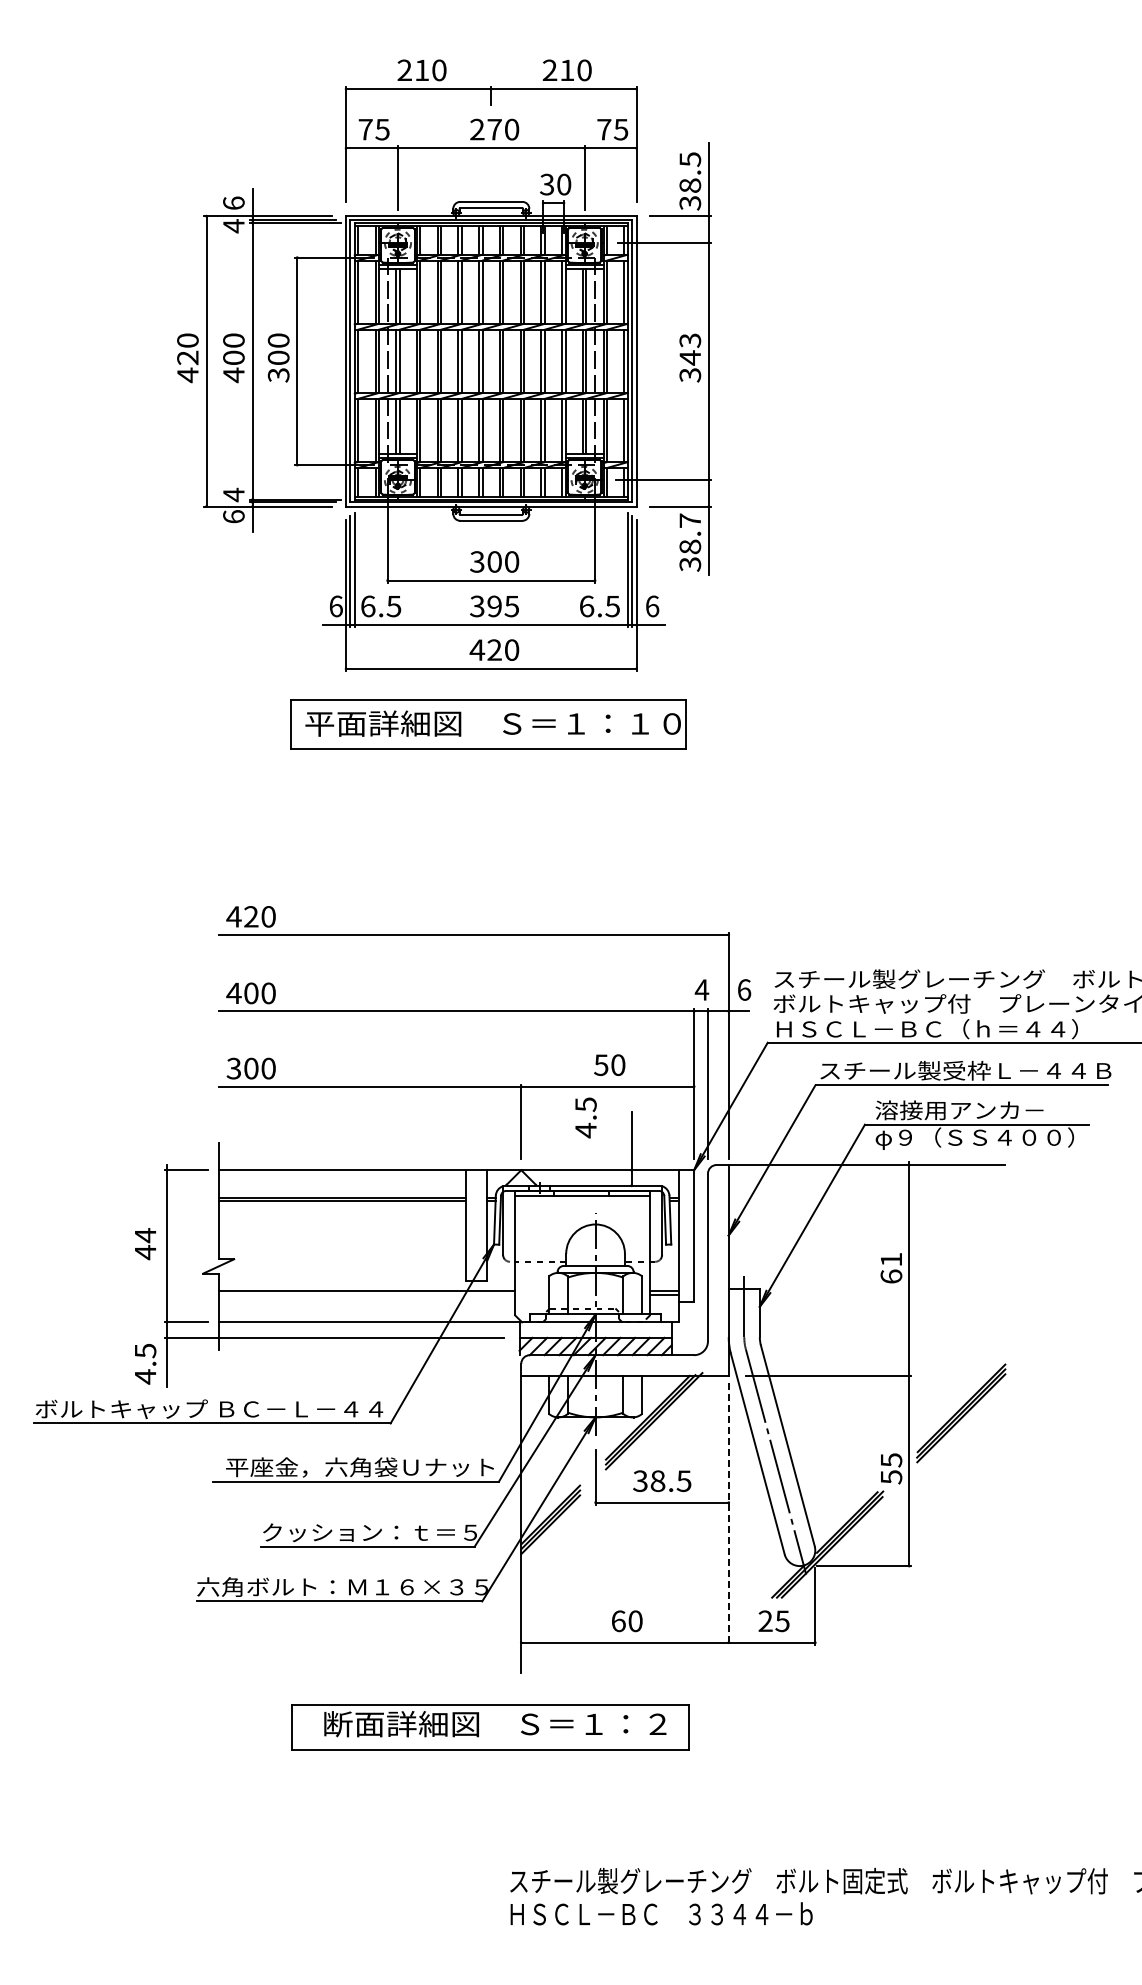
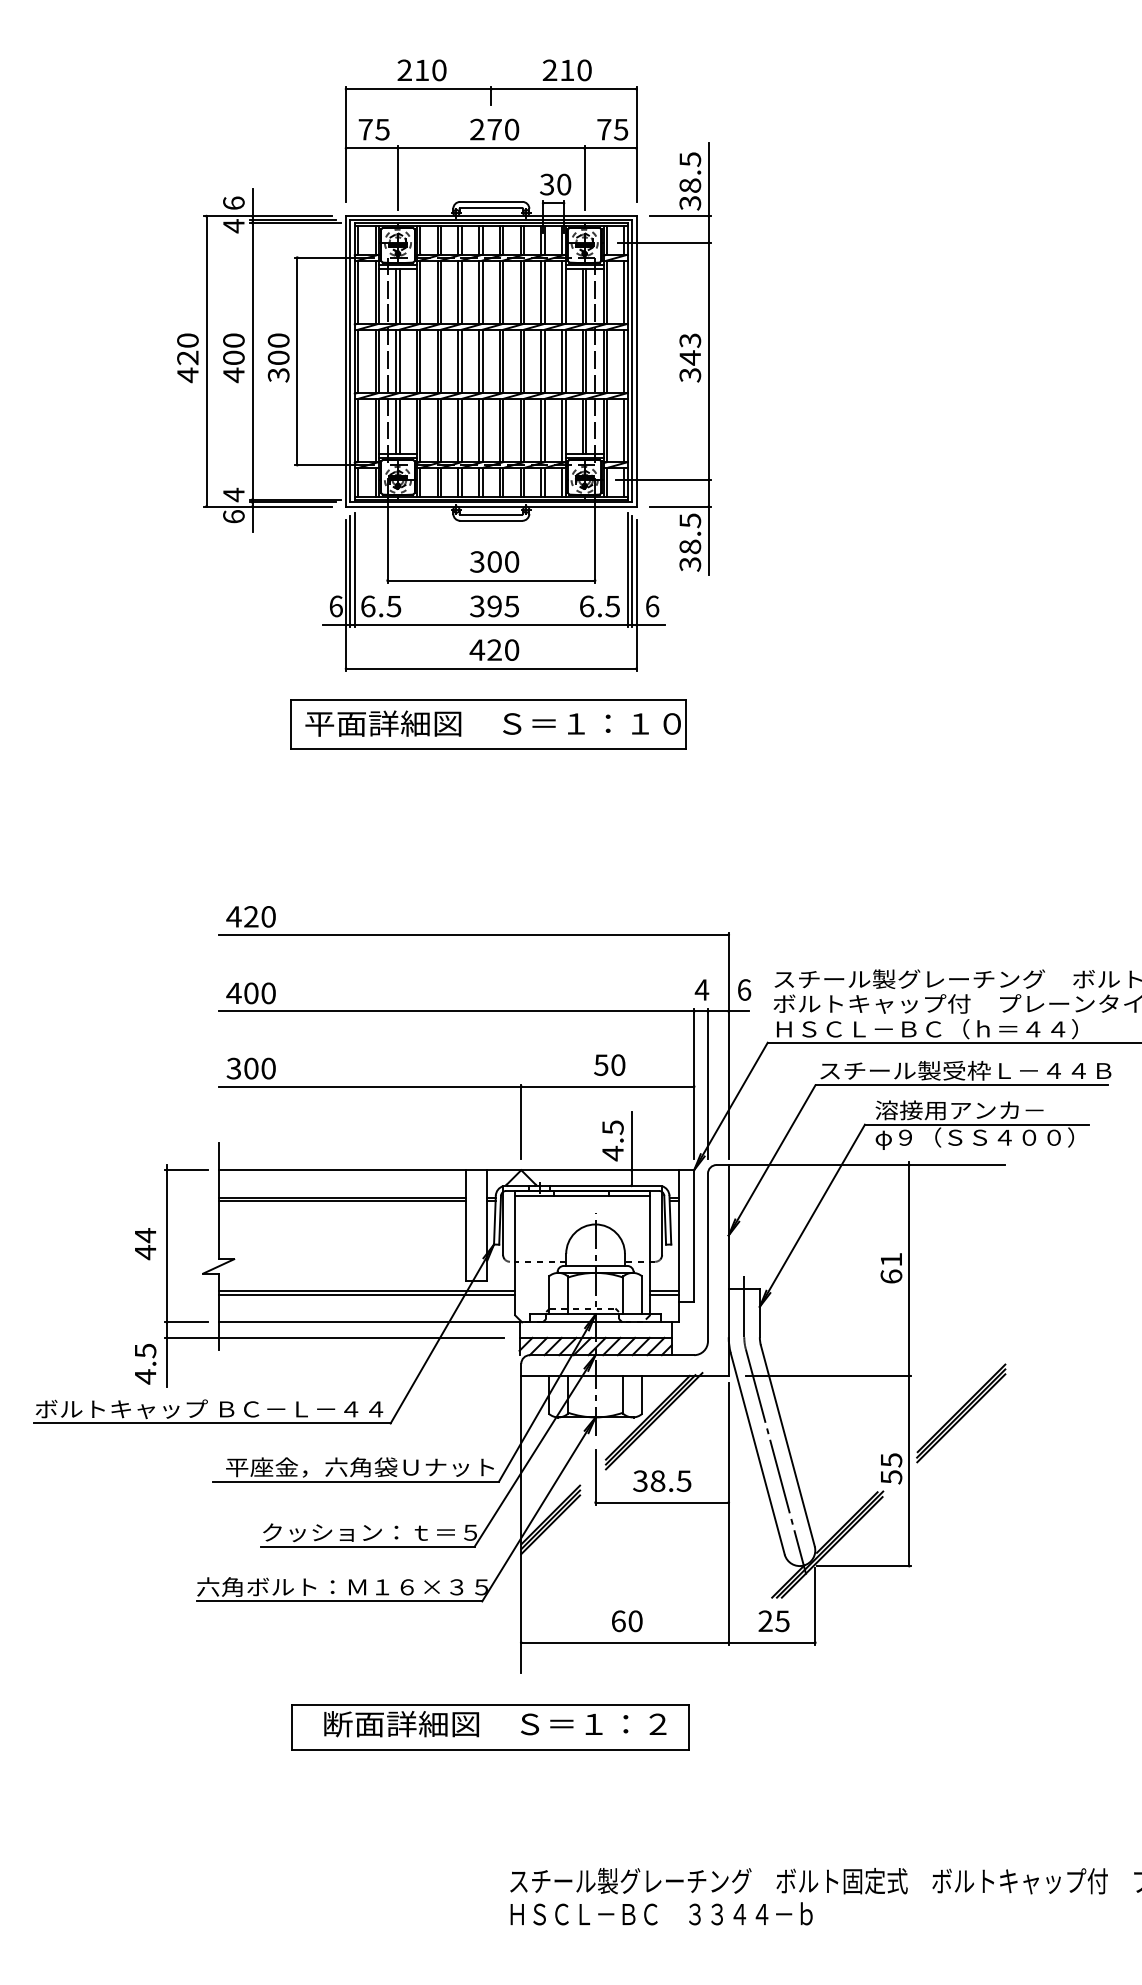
text: 38.7 -> 38.5 (690, 520)
text position: (585, 1117) -> (612, 1140) (612, 1140)
line: none -> present (366, 1294)
line: dashed -> solid (728, 1513)
